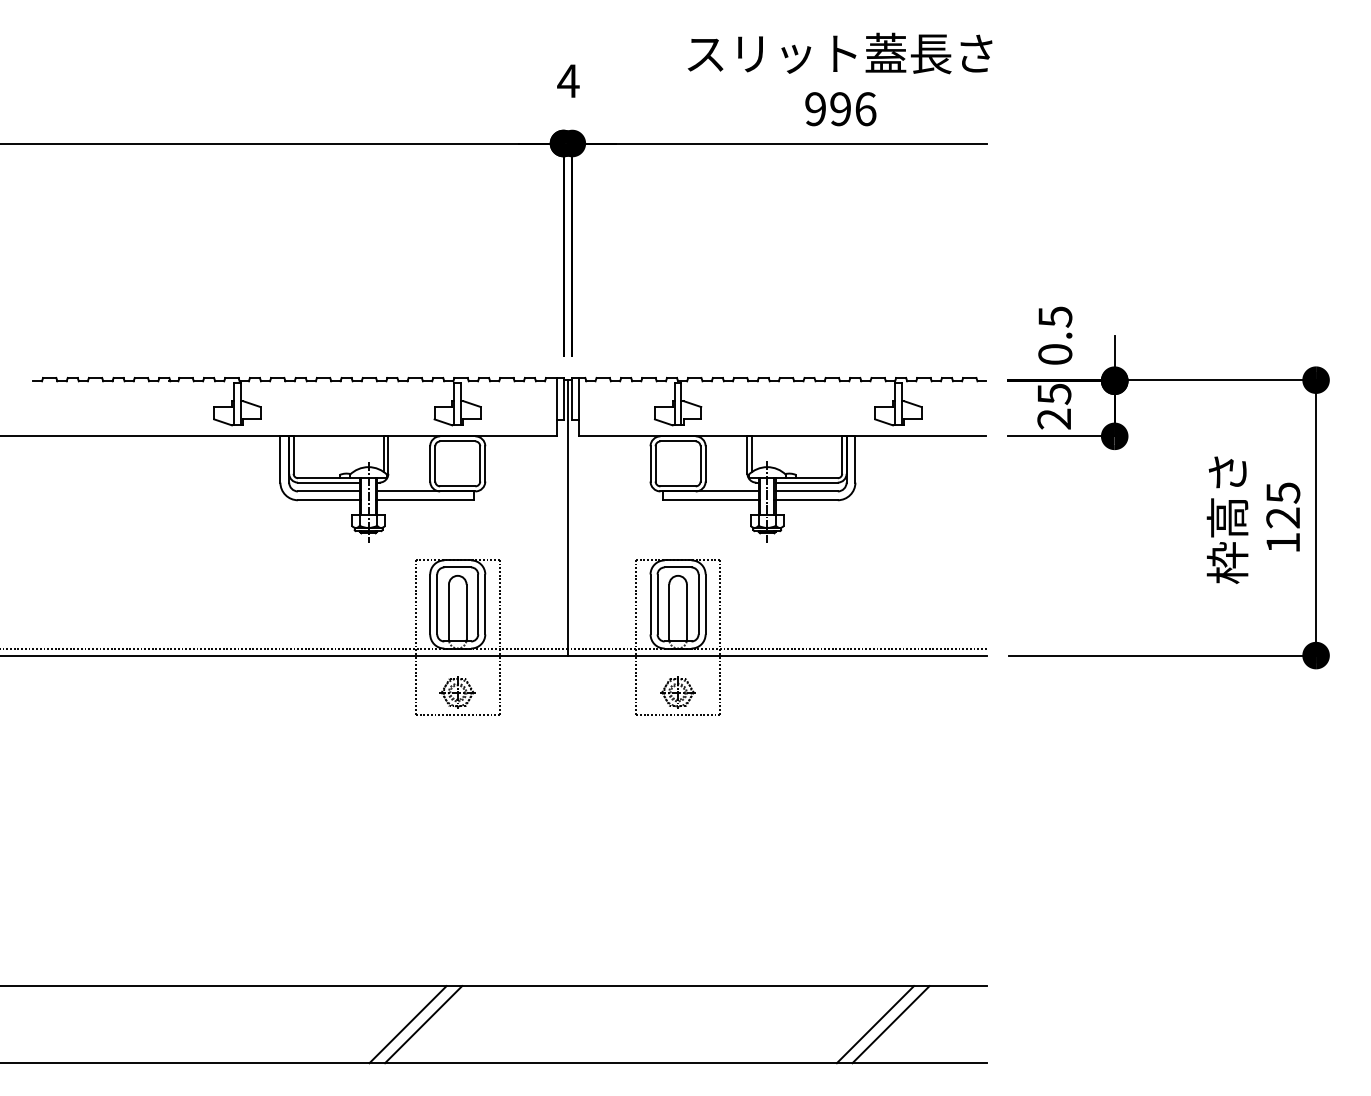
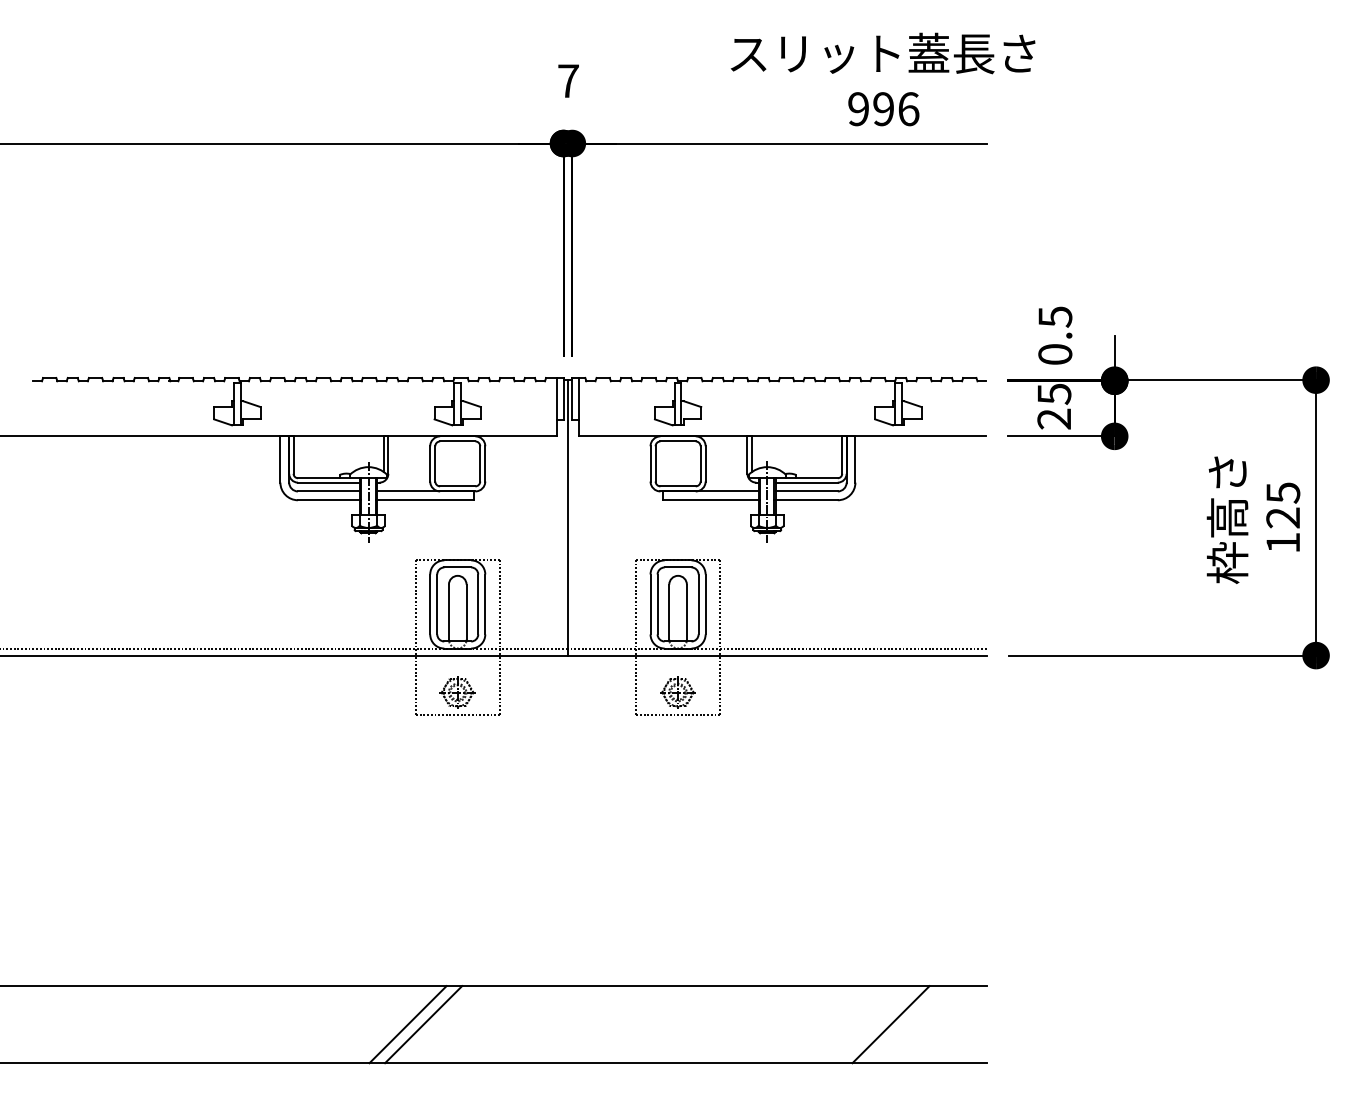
text position: (839, 79) -> (882, 79) (882, 79)
text: 4 -> 7 (568, 80)
line: present -> none (875, 1024)
